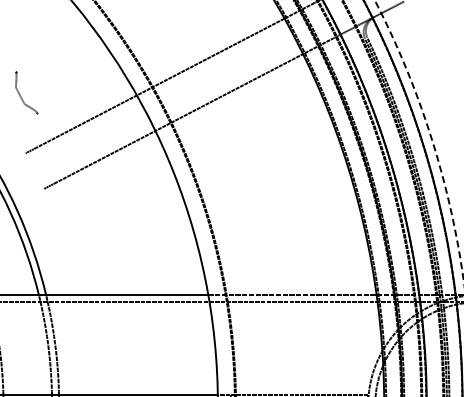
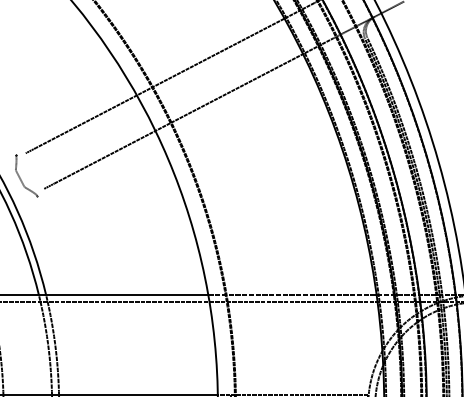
part position: (20, 94) -> (20, 177) (20, 177)
circle: dashed -> solid (418, 141)
